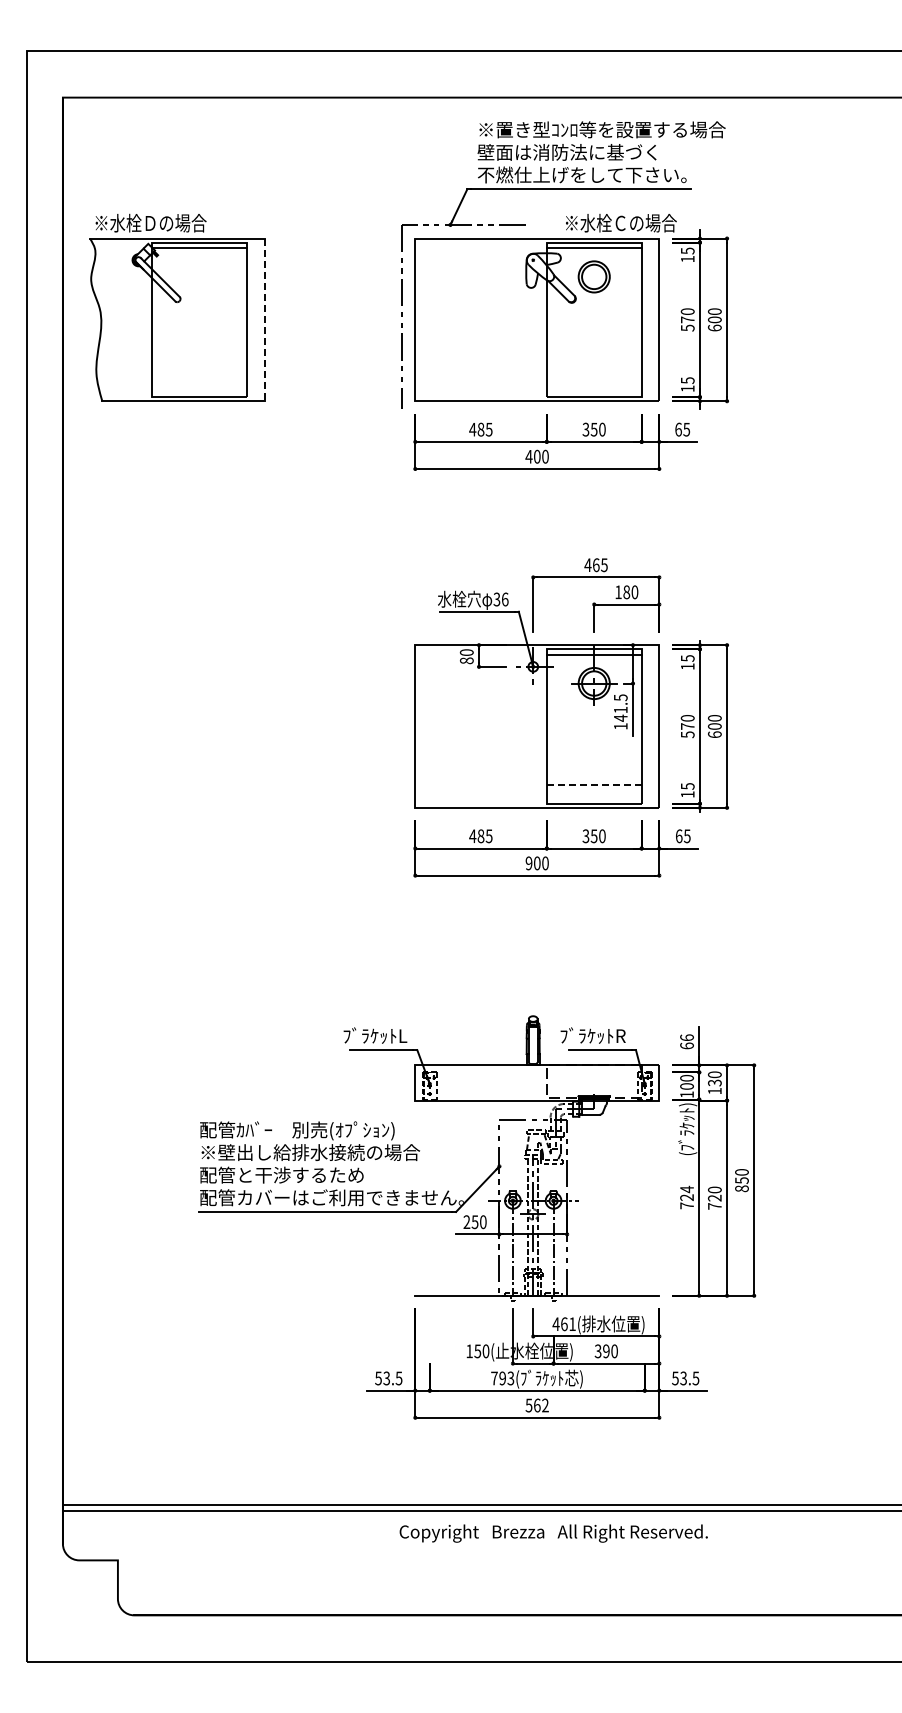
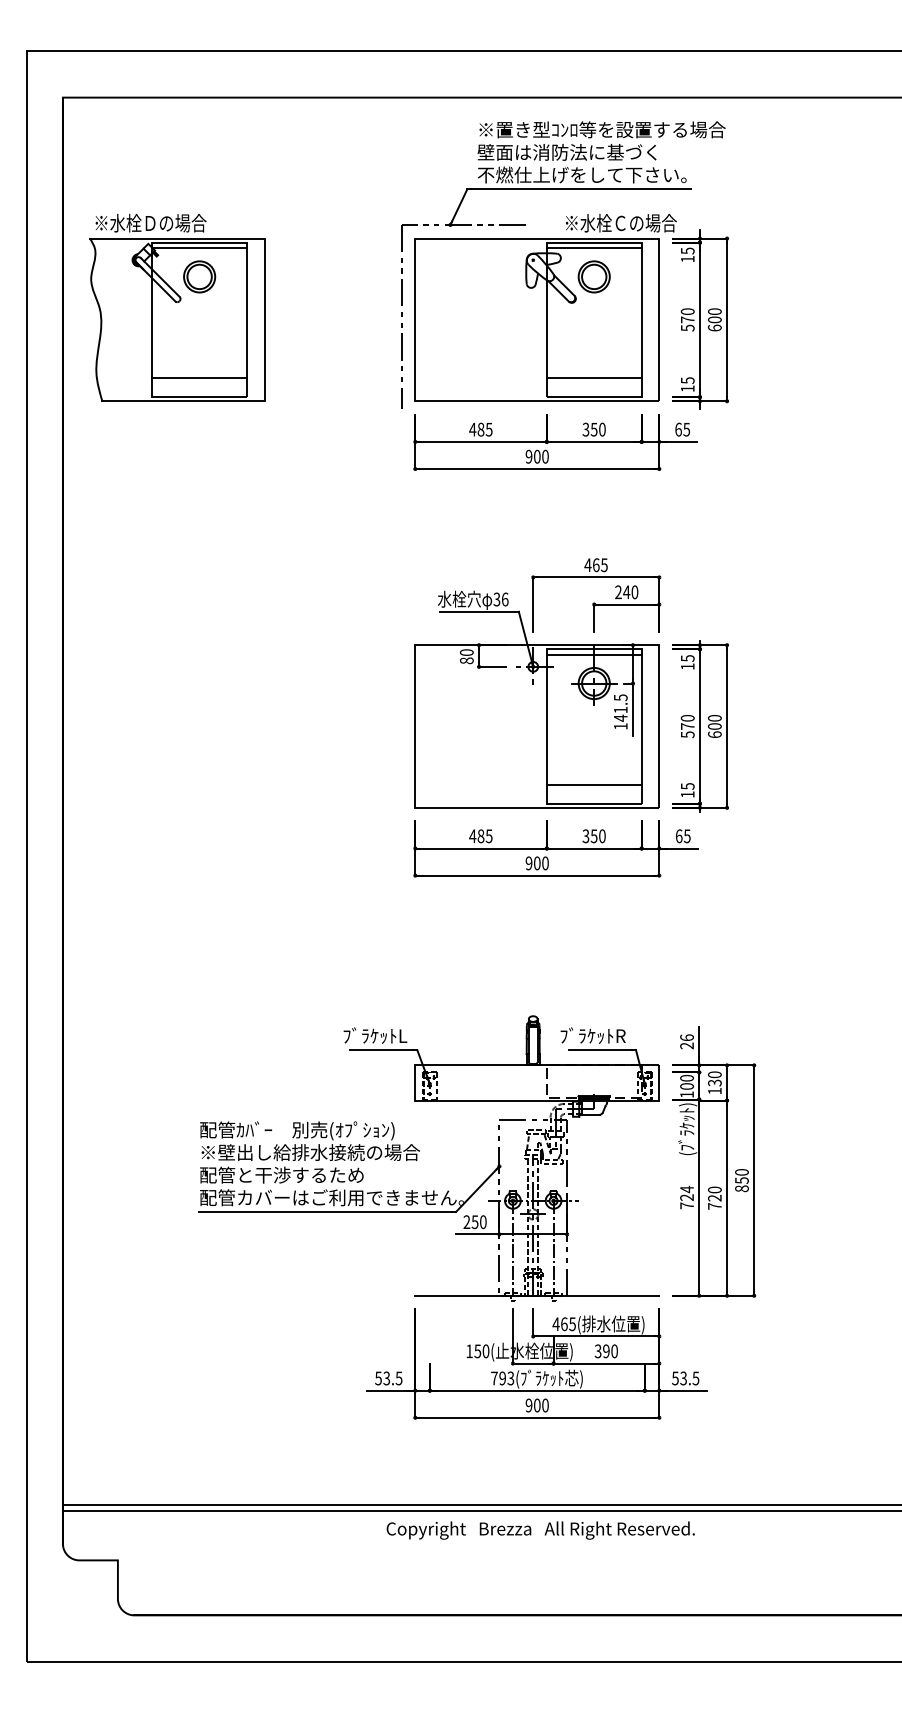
part: none -> present (199, 276)
line: dashed -> solid (264, 320)
line: none -> present (199, 378)
line: none -> present (593, 378)
text: 400 -> 900 (528, 456)
text: 180 -> 240 (622, 592)
line: dashed -> solid (593, 784)
text: 66 -> 26 (686, 1045)
text: 461( -> 465( (572, 1324)
text: 562 -> 900 (536, 1405)
text position: (553, 1533) -> (540, 1530) (540, 1530)
